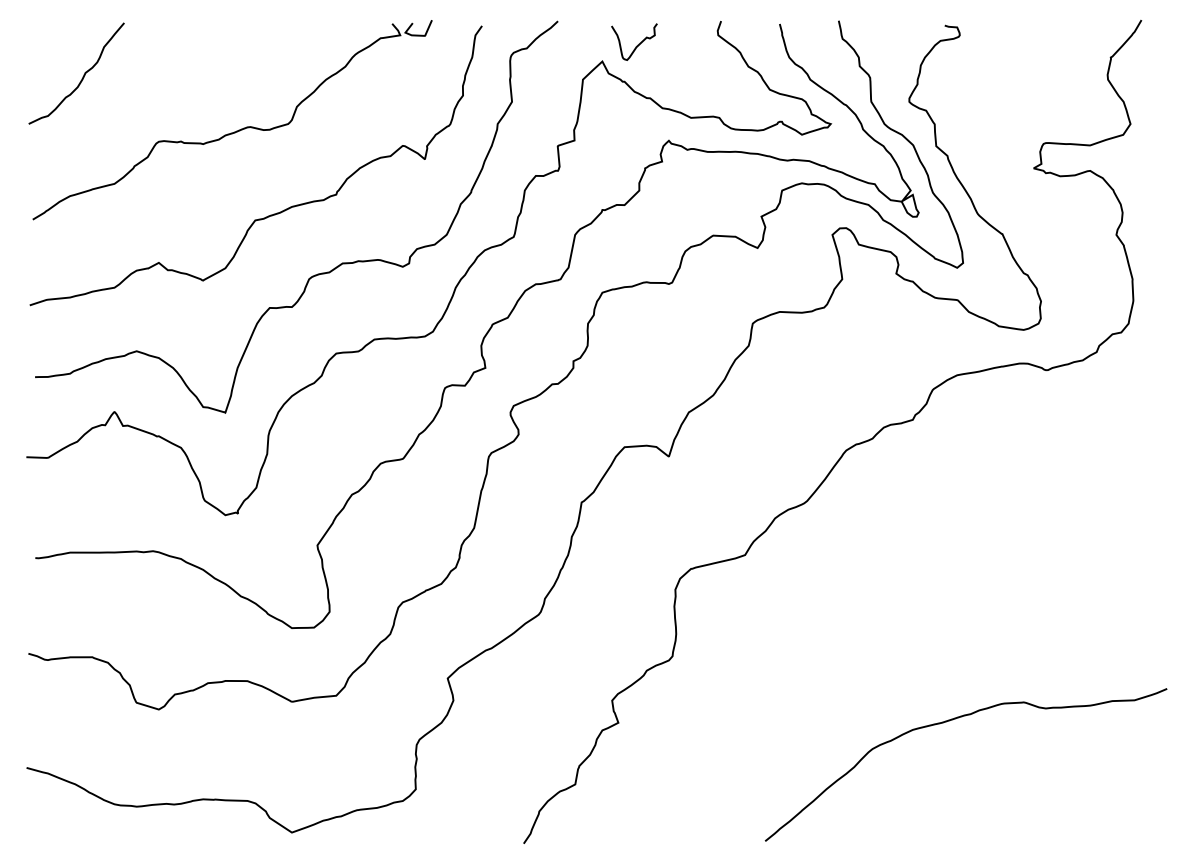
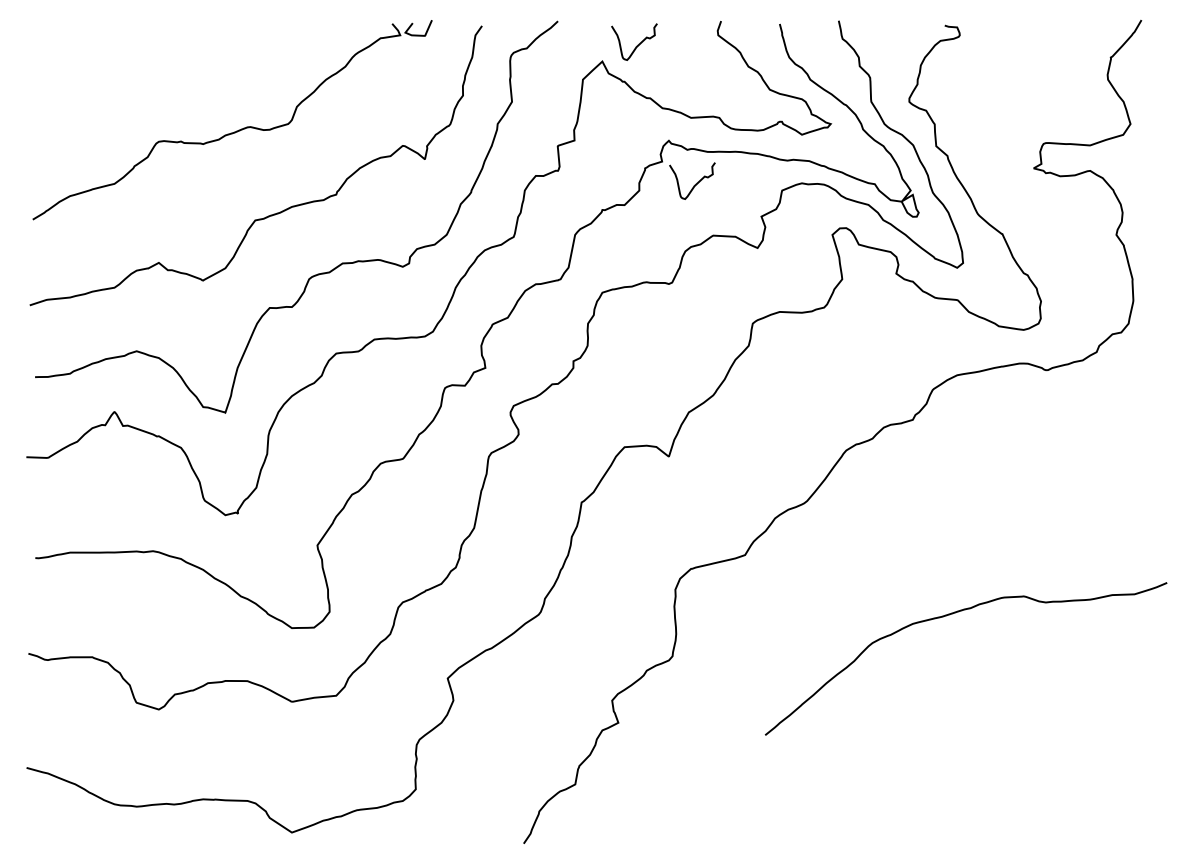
curve: present -> none (82, 76)
curve: none -> present (695, 183)
curve position: (952, 720) -> (952, 614) (952, 614)
